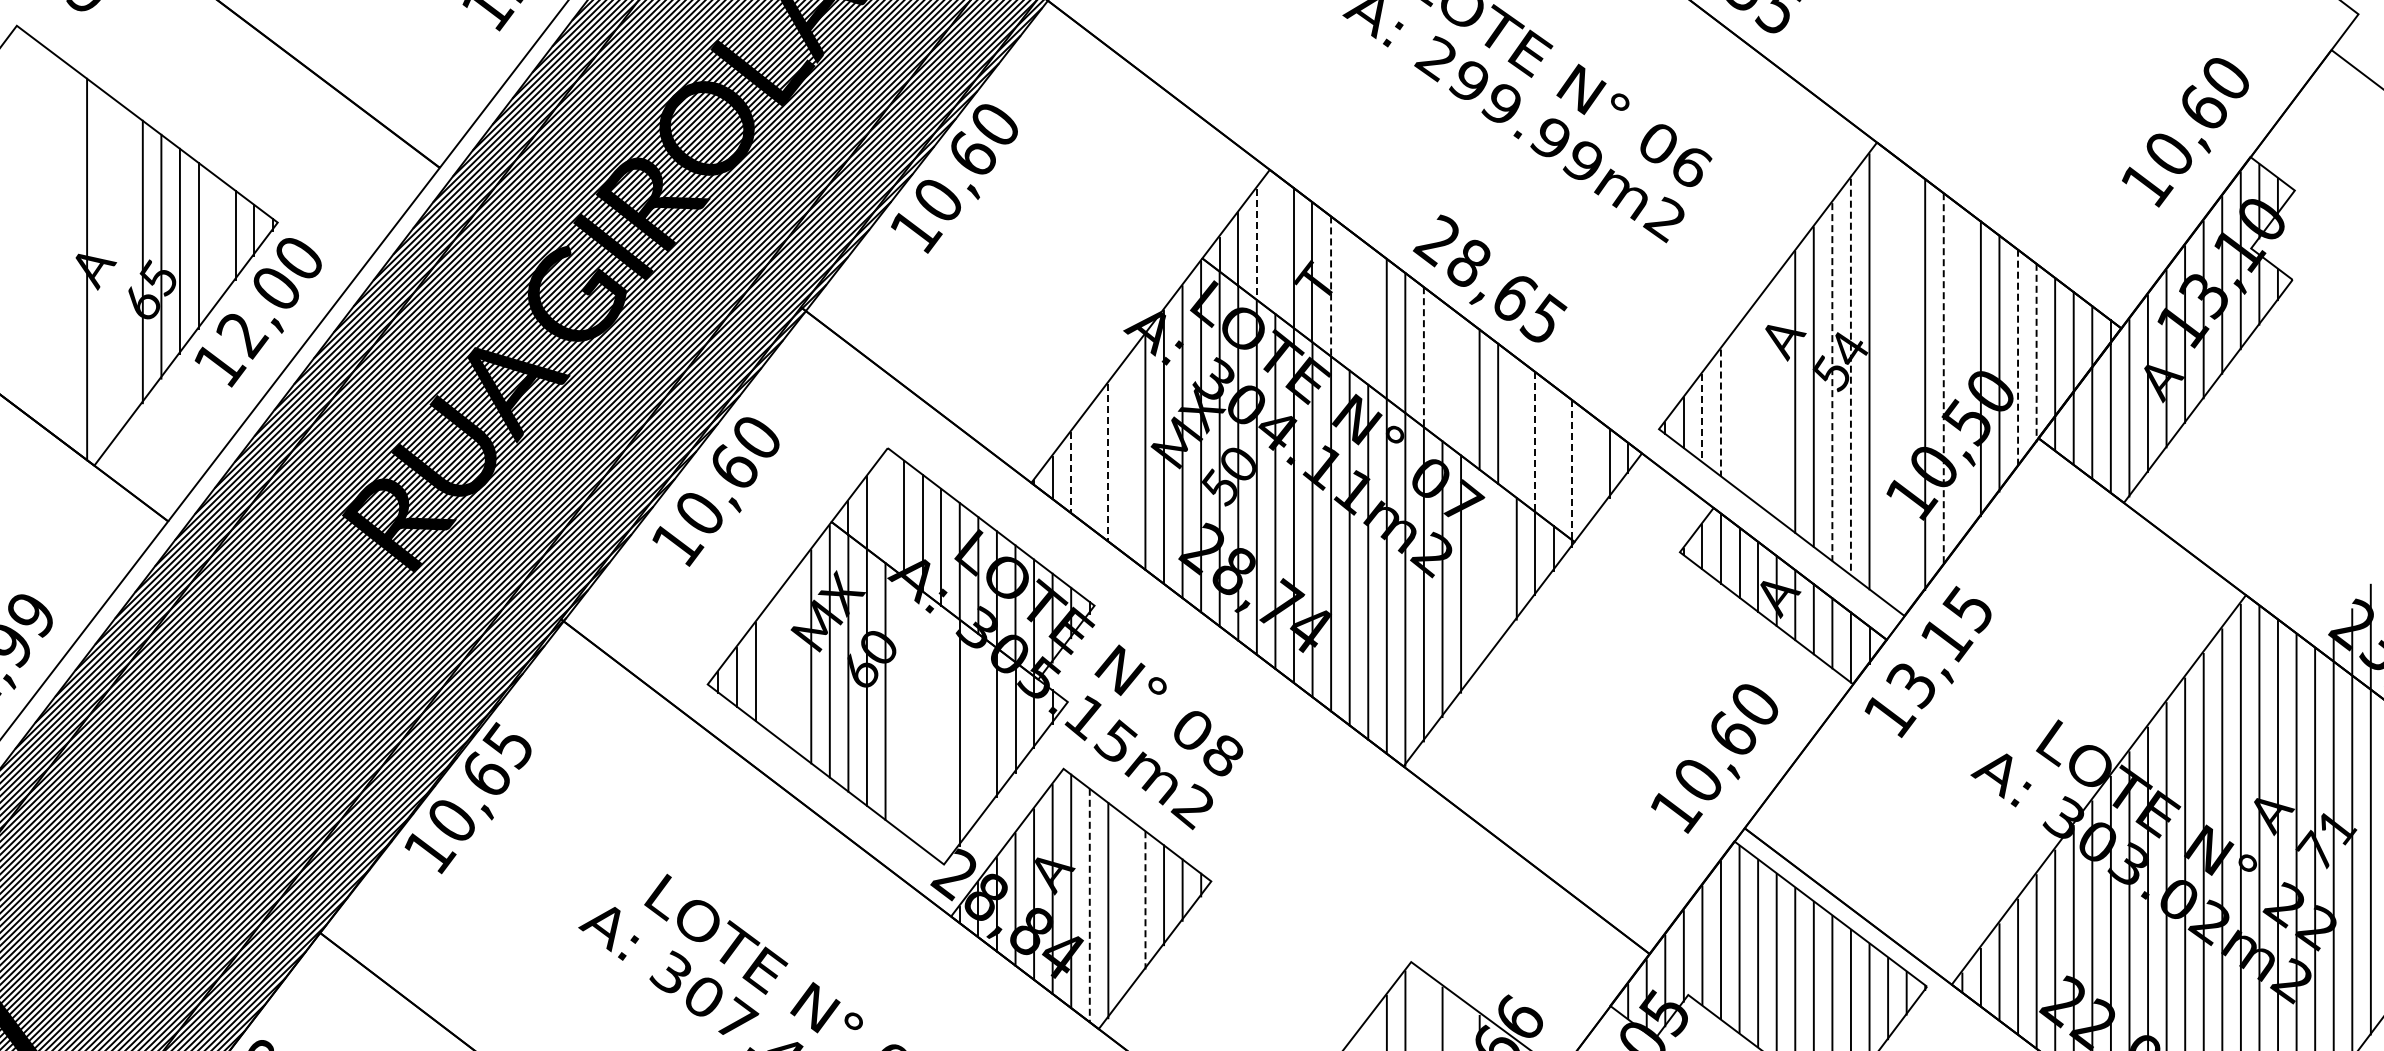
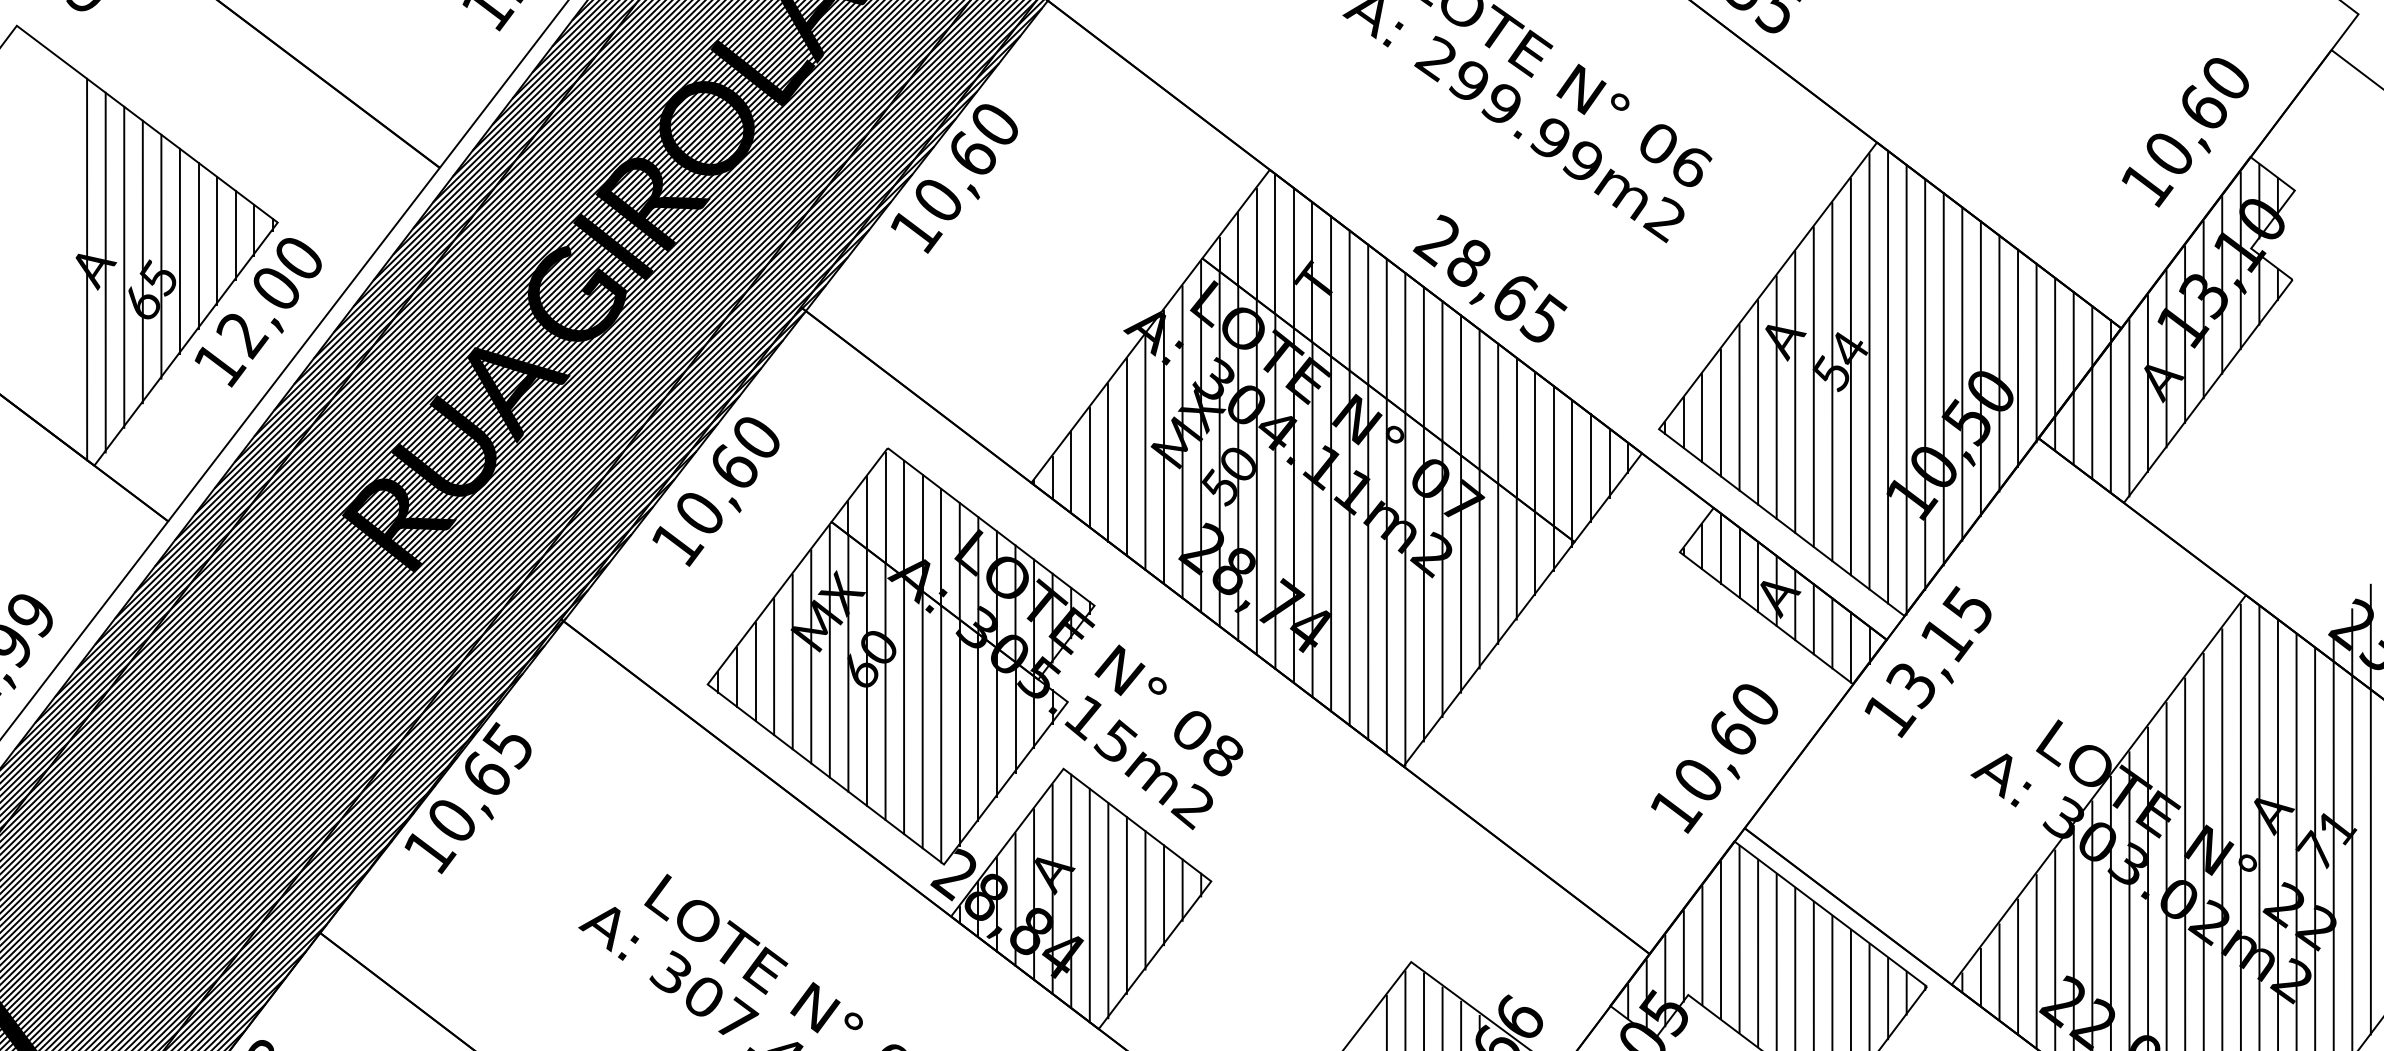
line: none -> present (217, 240)
line: dashed -> solid (1256, 244)
line: none -> present (1275, 244)
line: none -> present (124, 266)
line: none -> present (105, 272)
line: dashed -> solid (1331, 286)
line: none -> present (1349, 300)
line: none -> present (1368, 314)
line: dashed -> solid (2036, 353)
line: dashed -> solid (1423, 357)
line: dashed -> solid (2018, 358)
line: none -> present (1442, 371)
line: none -> present (1962, 373)
line: none -> present (1888, 376)
line: dashed -> solid (1850, 377)
line: dashed -> solid (1943, 379)
line: dashed -> solid (1832, 382)
line: none -> present (1461, 385)
line: none -> present (1906, 389)
line: none -> present (1776, 397)
line: none -> present (1758, 402)
line: none -> present (1739, 407)
line: dashed -> solid (1720, 413)
line: dashed -> solid (1702, 418)
line: none -> present (1516, 427)
line: dashed -> solid (1535, 442)
line: none -> present (1553, 456)
line: none -> present (1126, 457)
line: dashed -> solid (1108, 462)
line: none -> present (1089, 467)
line: none -> present (1591, 468)
line: dashed -> solid (1572, 470)
line: dashed -> solid (1071, 473)
line: none -> present (885, 507)
line: none -> present (1498, 563)
line: none -> present (1479, 568)
line: none -> present (792, 661)
line: none -> present (774, 667)
line: none -> present (904, 705)
line: none -> present (922, 719)
line: none -> present (978, 727)
line: none -> present (941, 733)
line: dashed -> solid (1145, 900)
line: dashed -> solid (1089, 905)
line: none -> present (1126, 905)
line: none -> present (1424, 1010)
line: none -> present (1461, 1024)
